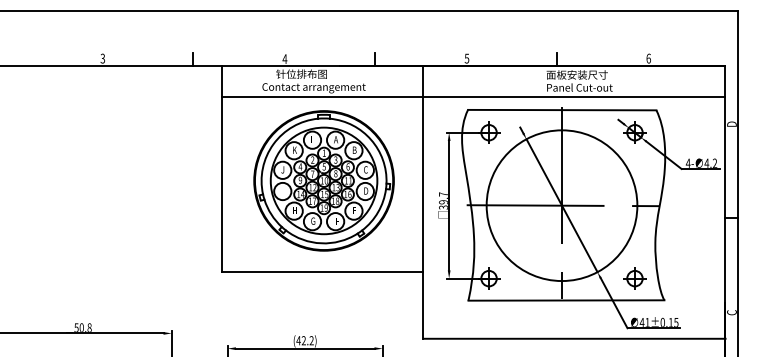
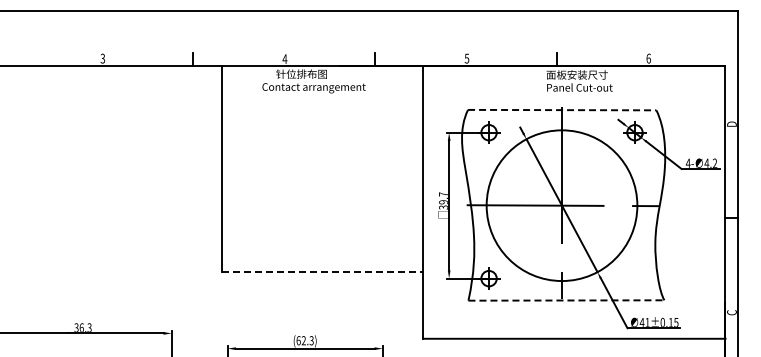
line: present -> none (473, 96)
line: solid -> dashed (562, 110)
part: present -> none (323, 180)
line: solid -> dashed (322, 271)
part: present -> none (634, 278)
line: solid -> dashed (566, 300)
text: 50.8 -> 36.3 (82, 327)
text: (42.2) -> (62.3) (304, 340)
